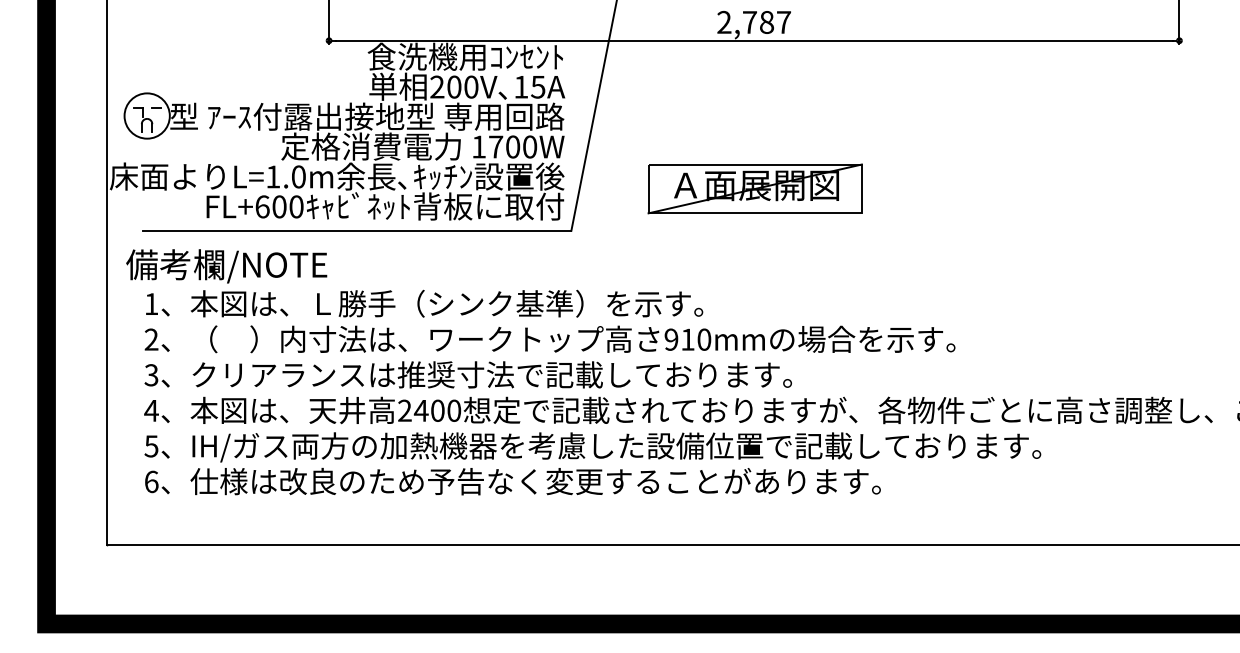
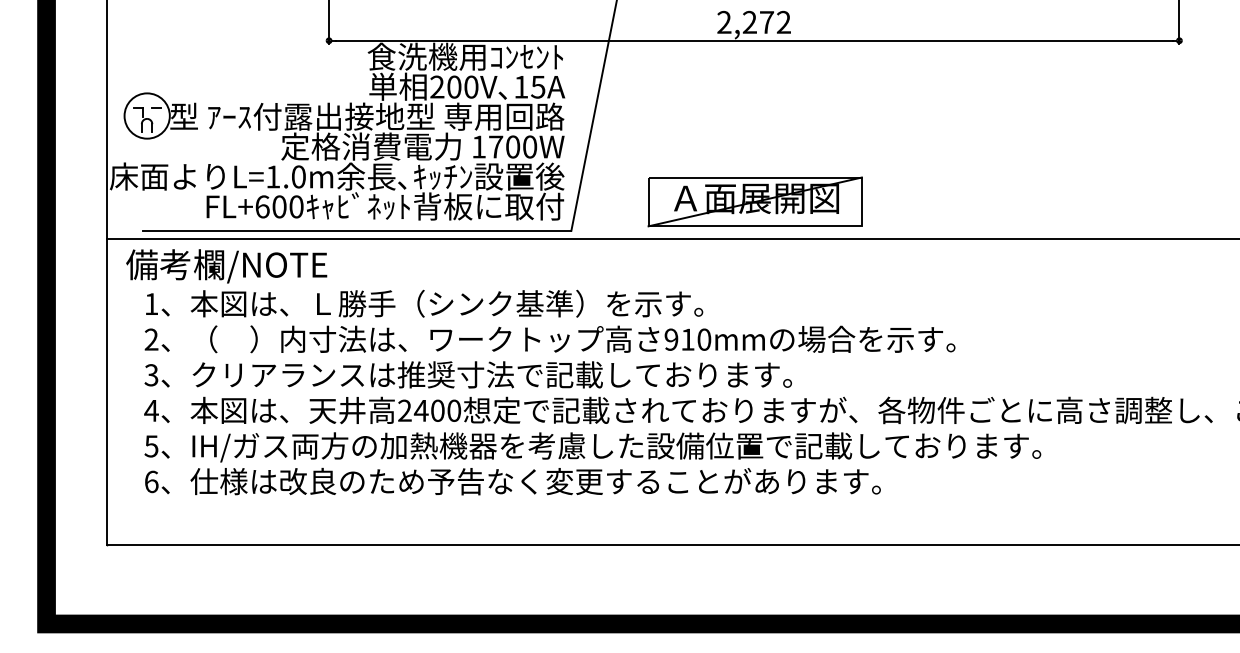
text: 2,787 -> 2,272 (766, 21)
part position: (754, 188) -> (754, 201) (754, 201)
line: none -> present (671, 239)
